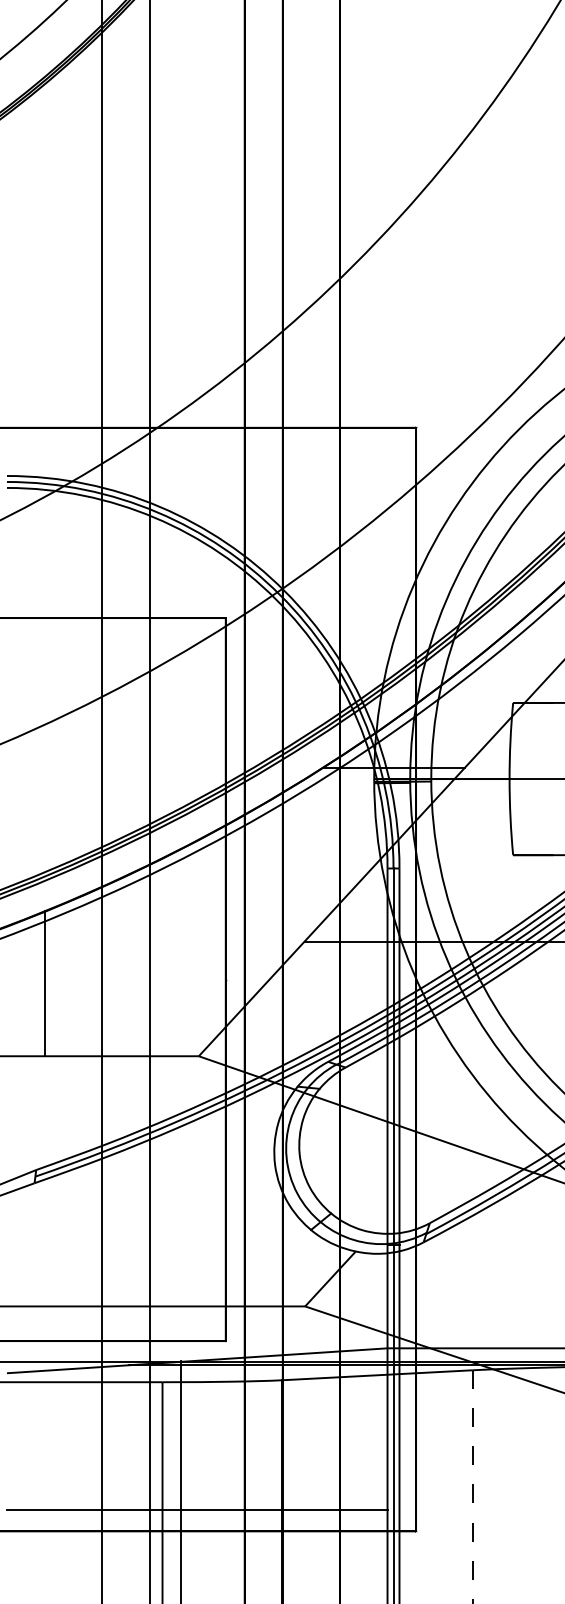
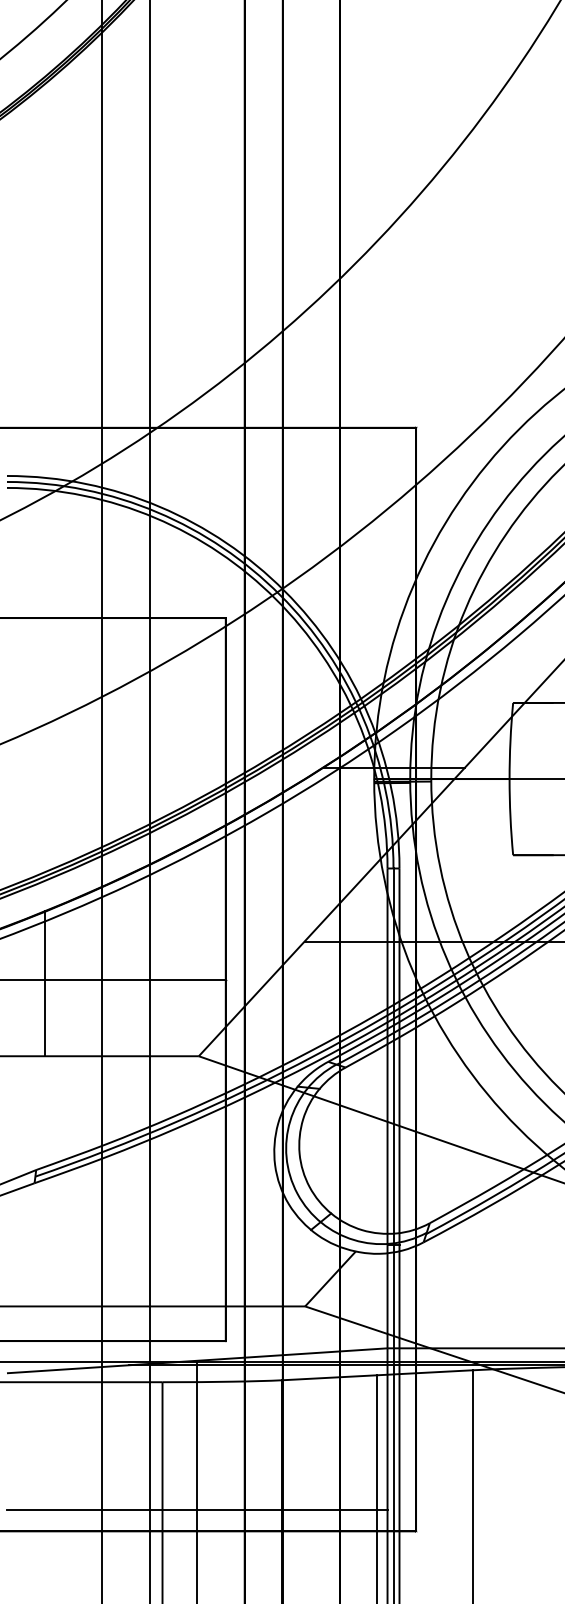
line: none -> present (113, 979)
line position: (181, 1480) -> (197, 1480) (197, 1480)
line: none -> present (377, 1487)
line: dashed -> solid (472, 1487)
